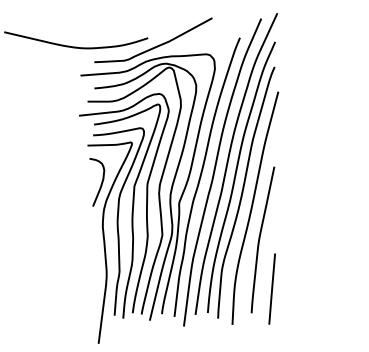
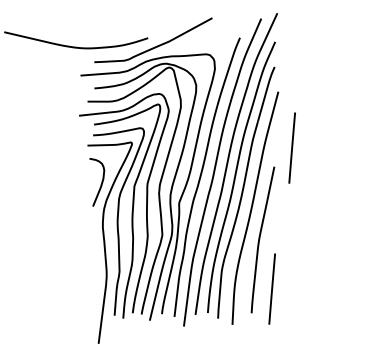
line: none -> present (291, 147)
